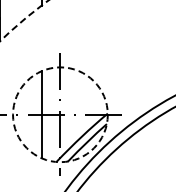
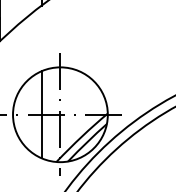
circle: dashed -> solid (24, 20)
circle: dashed -> solid (60, 114)
